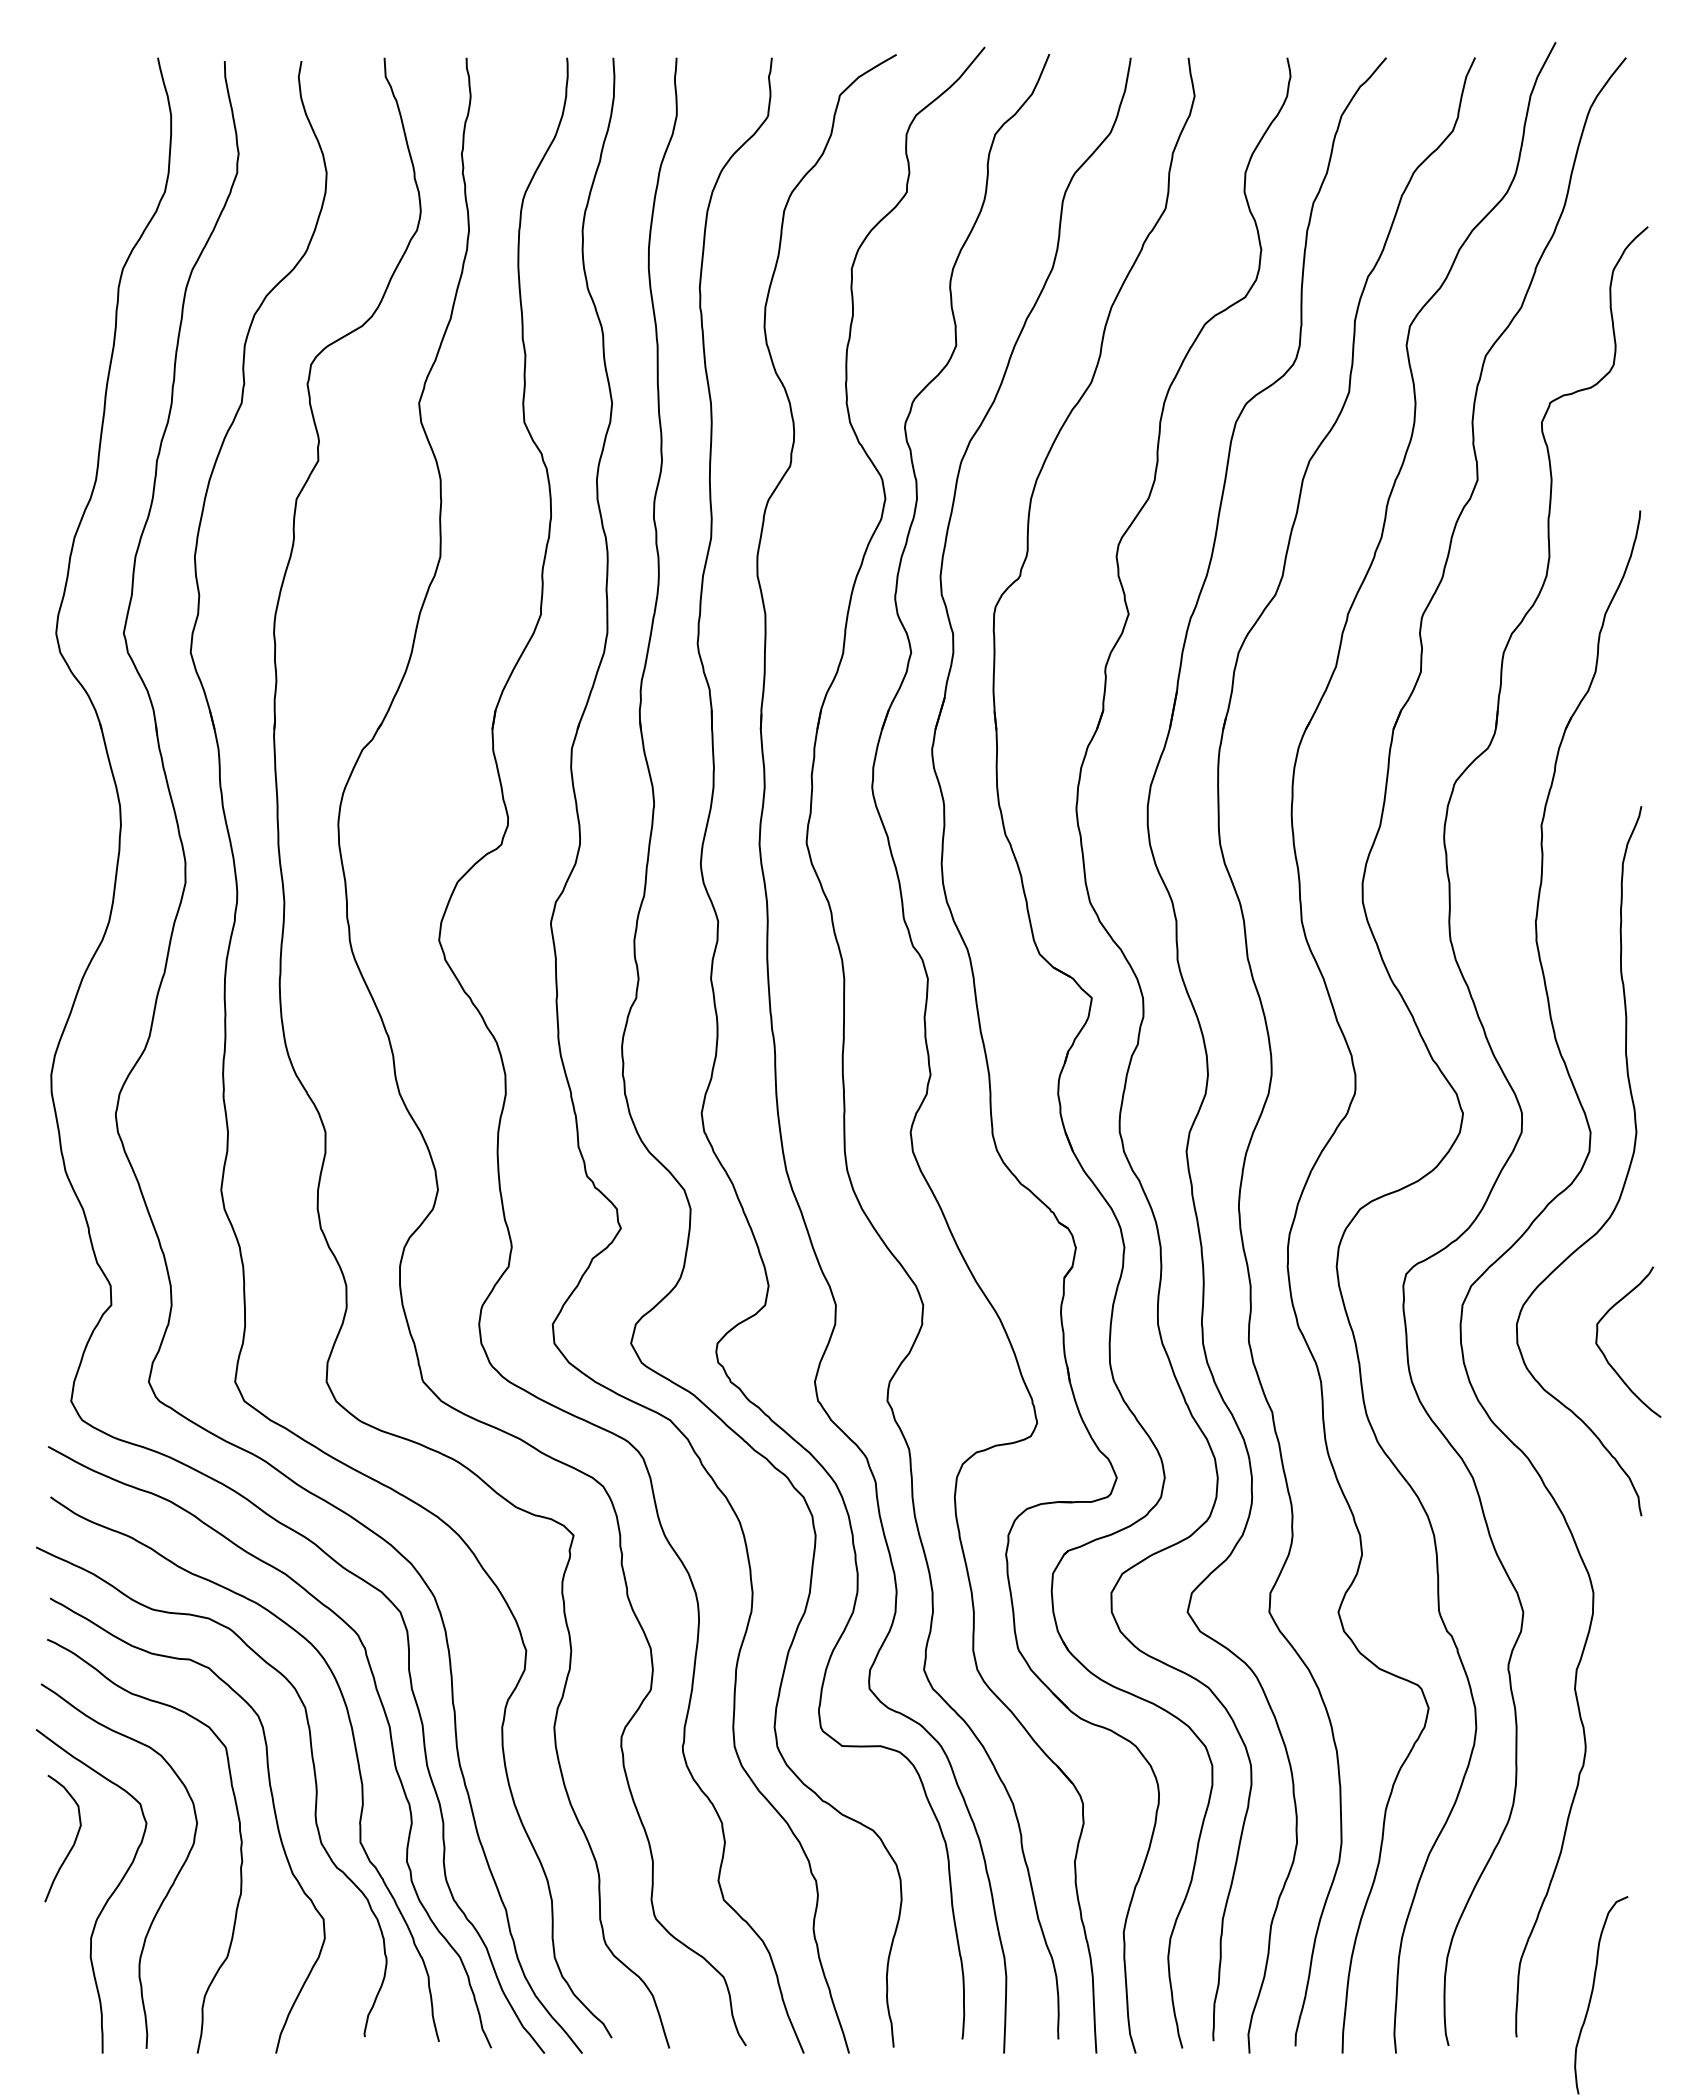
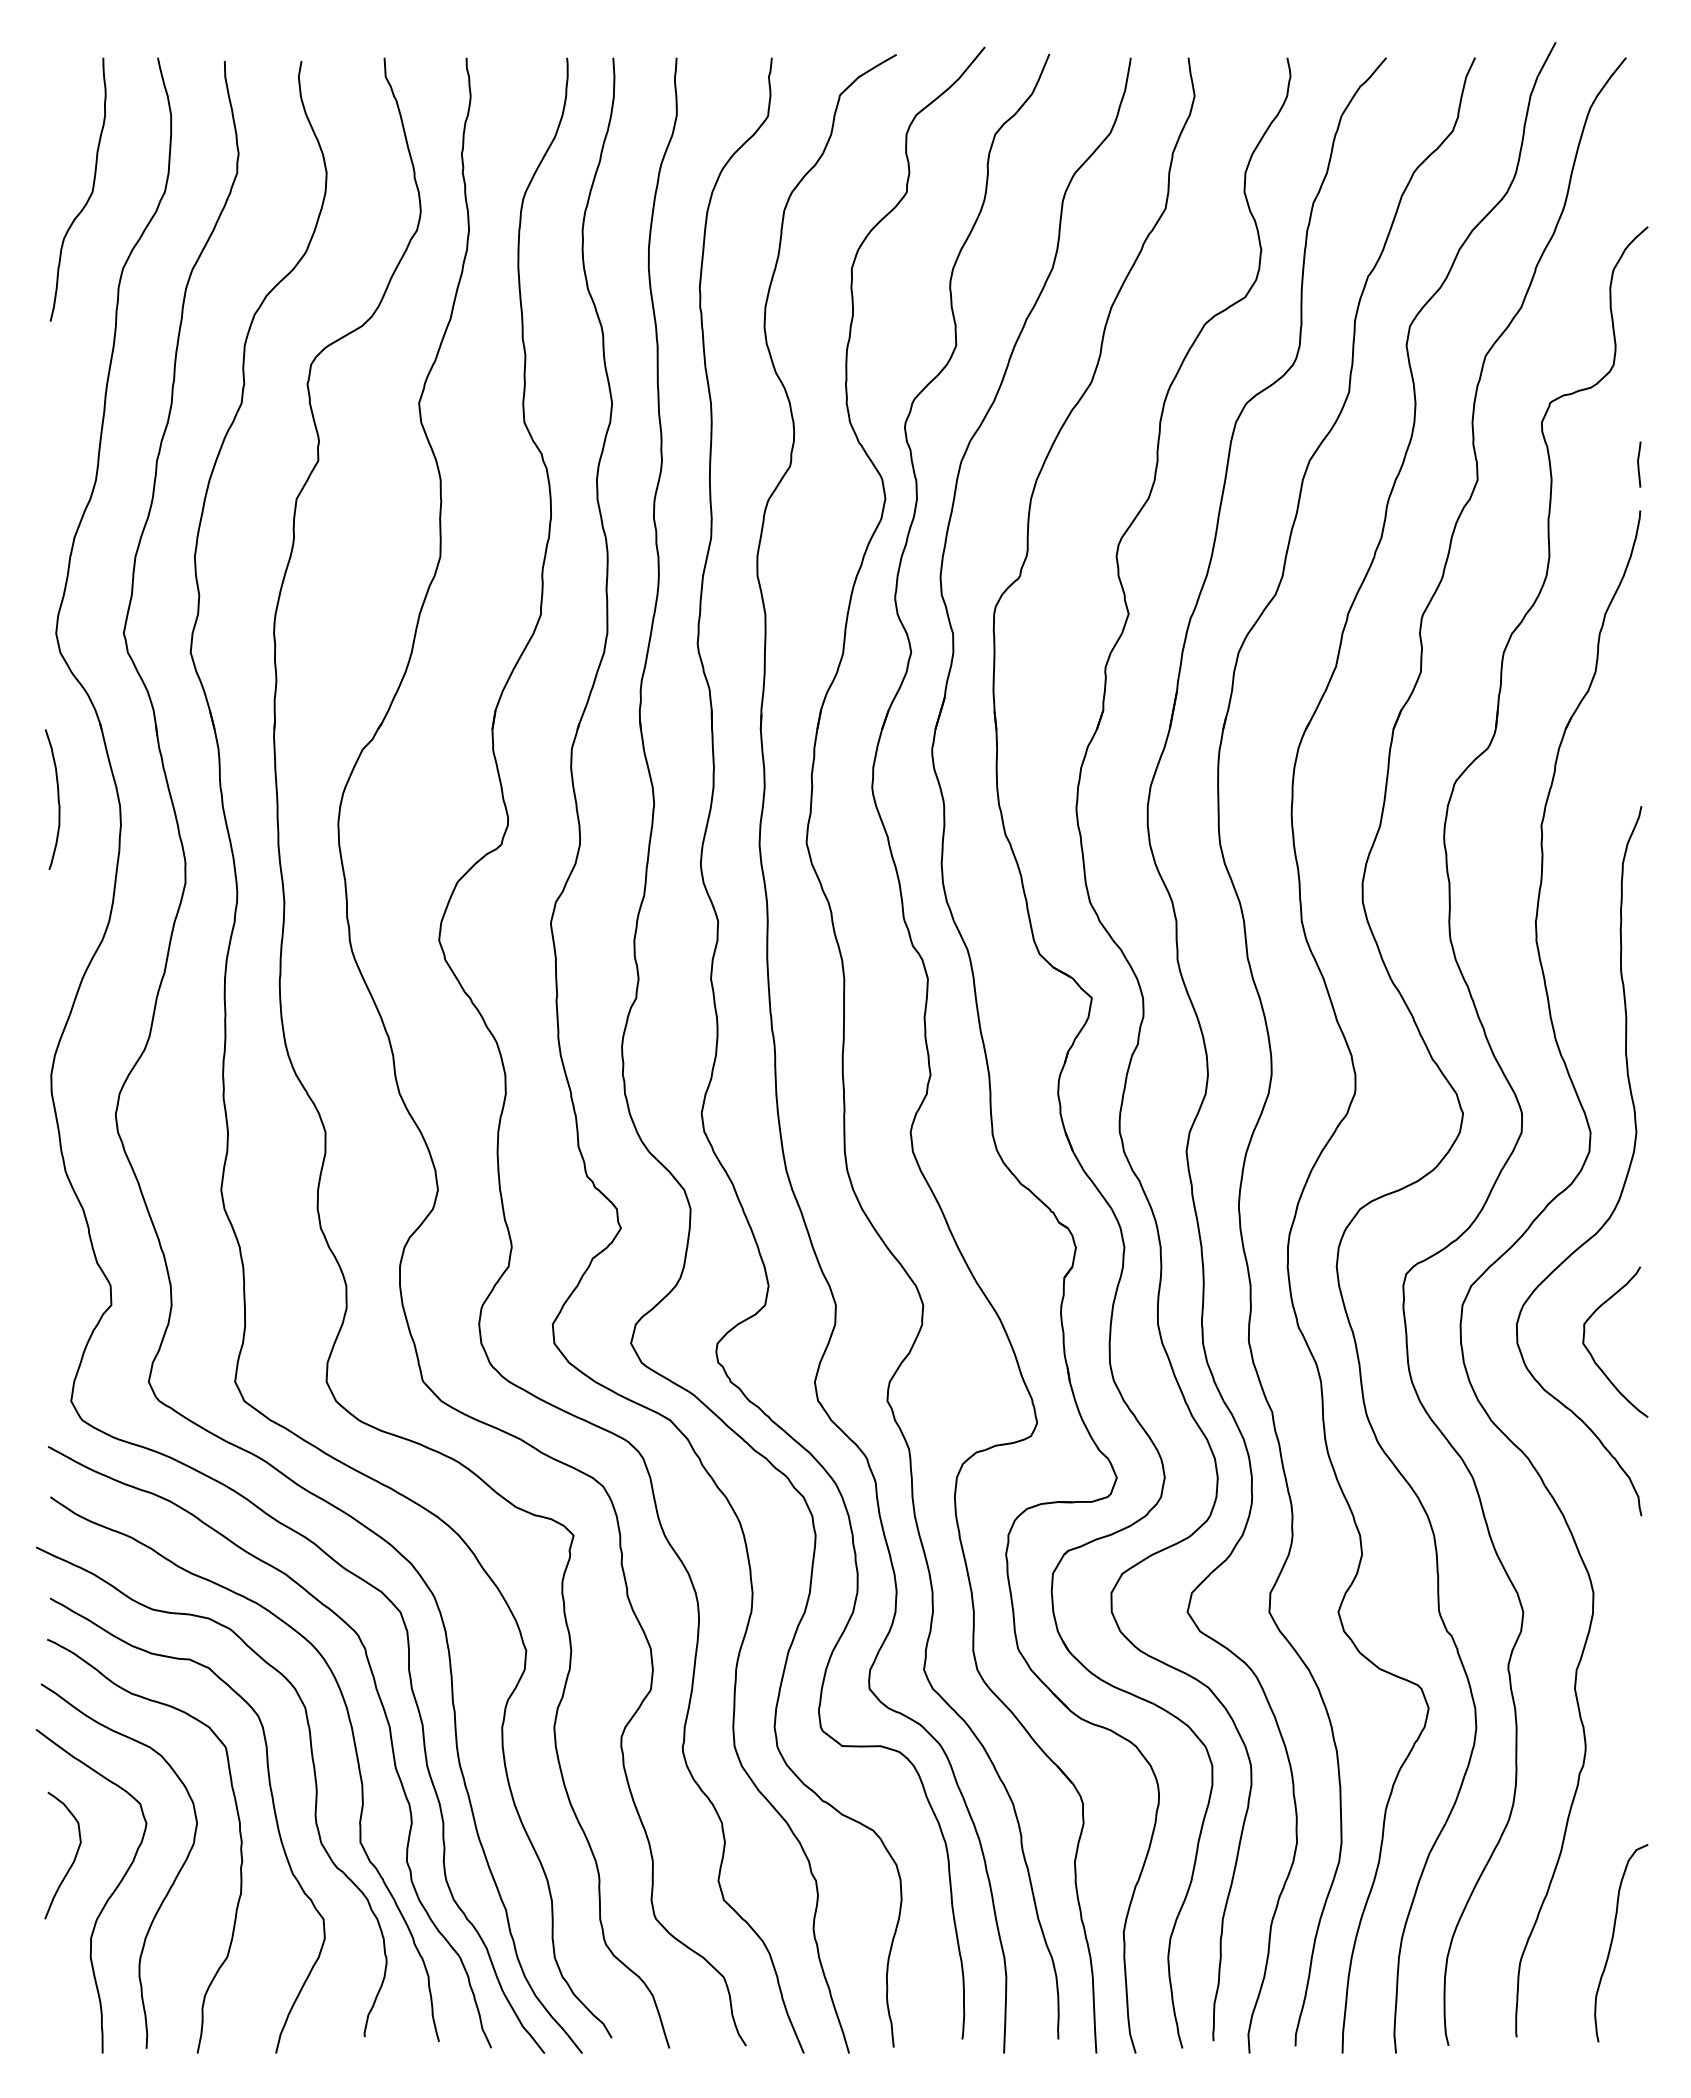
curve: none -> present (89, 195)
curve: none -> present (1639, 464)
curve: none -> present (57, 799)
curve position: (1604, 1353) -> (1591, 1353) (1591, 1353)
curve position: (73, 1842) -> (73, 1859) (73, 1859)
curve position: (1593, 1991) -> (1613, 1939) (1613, 1939)
